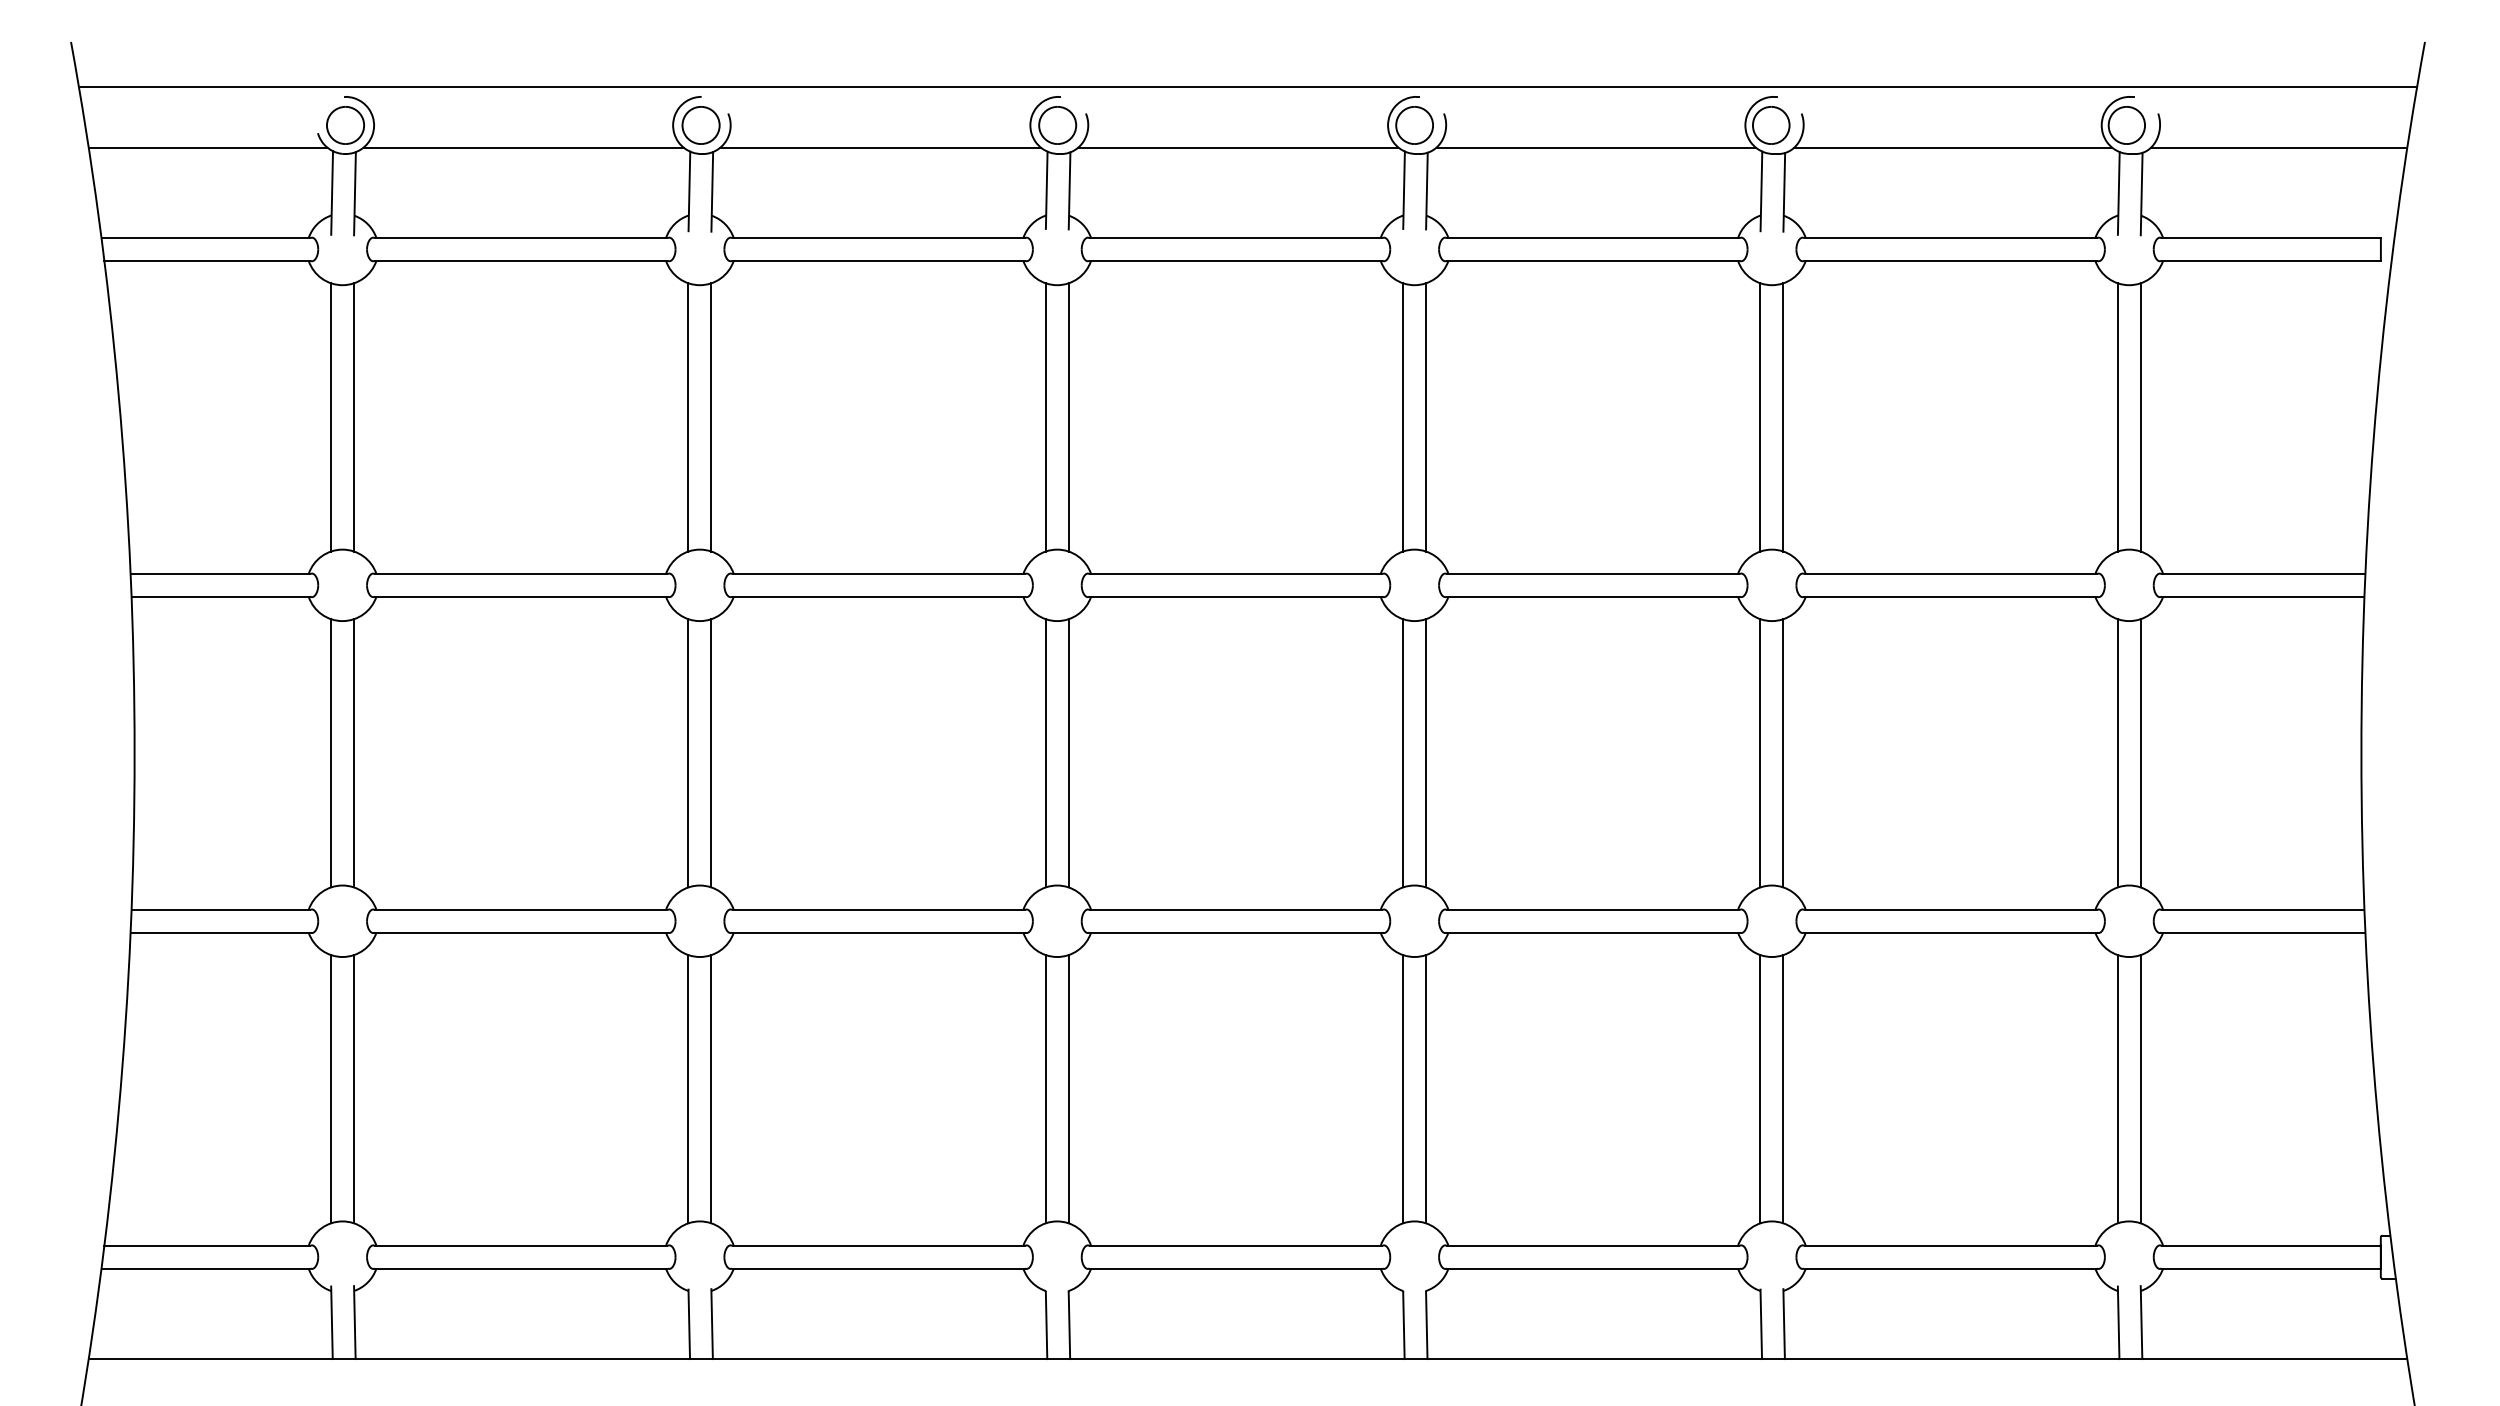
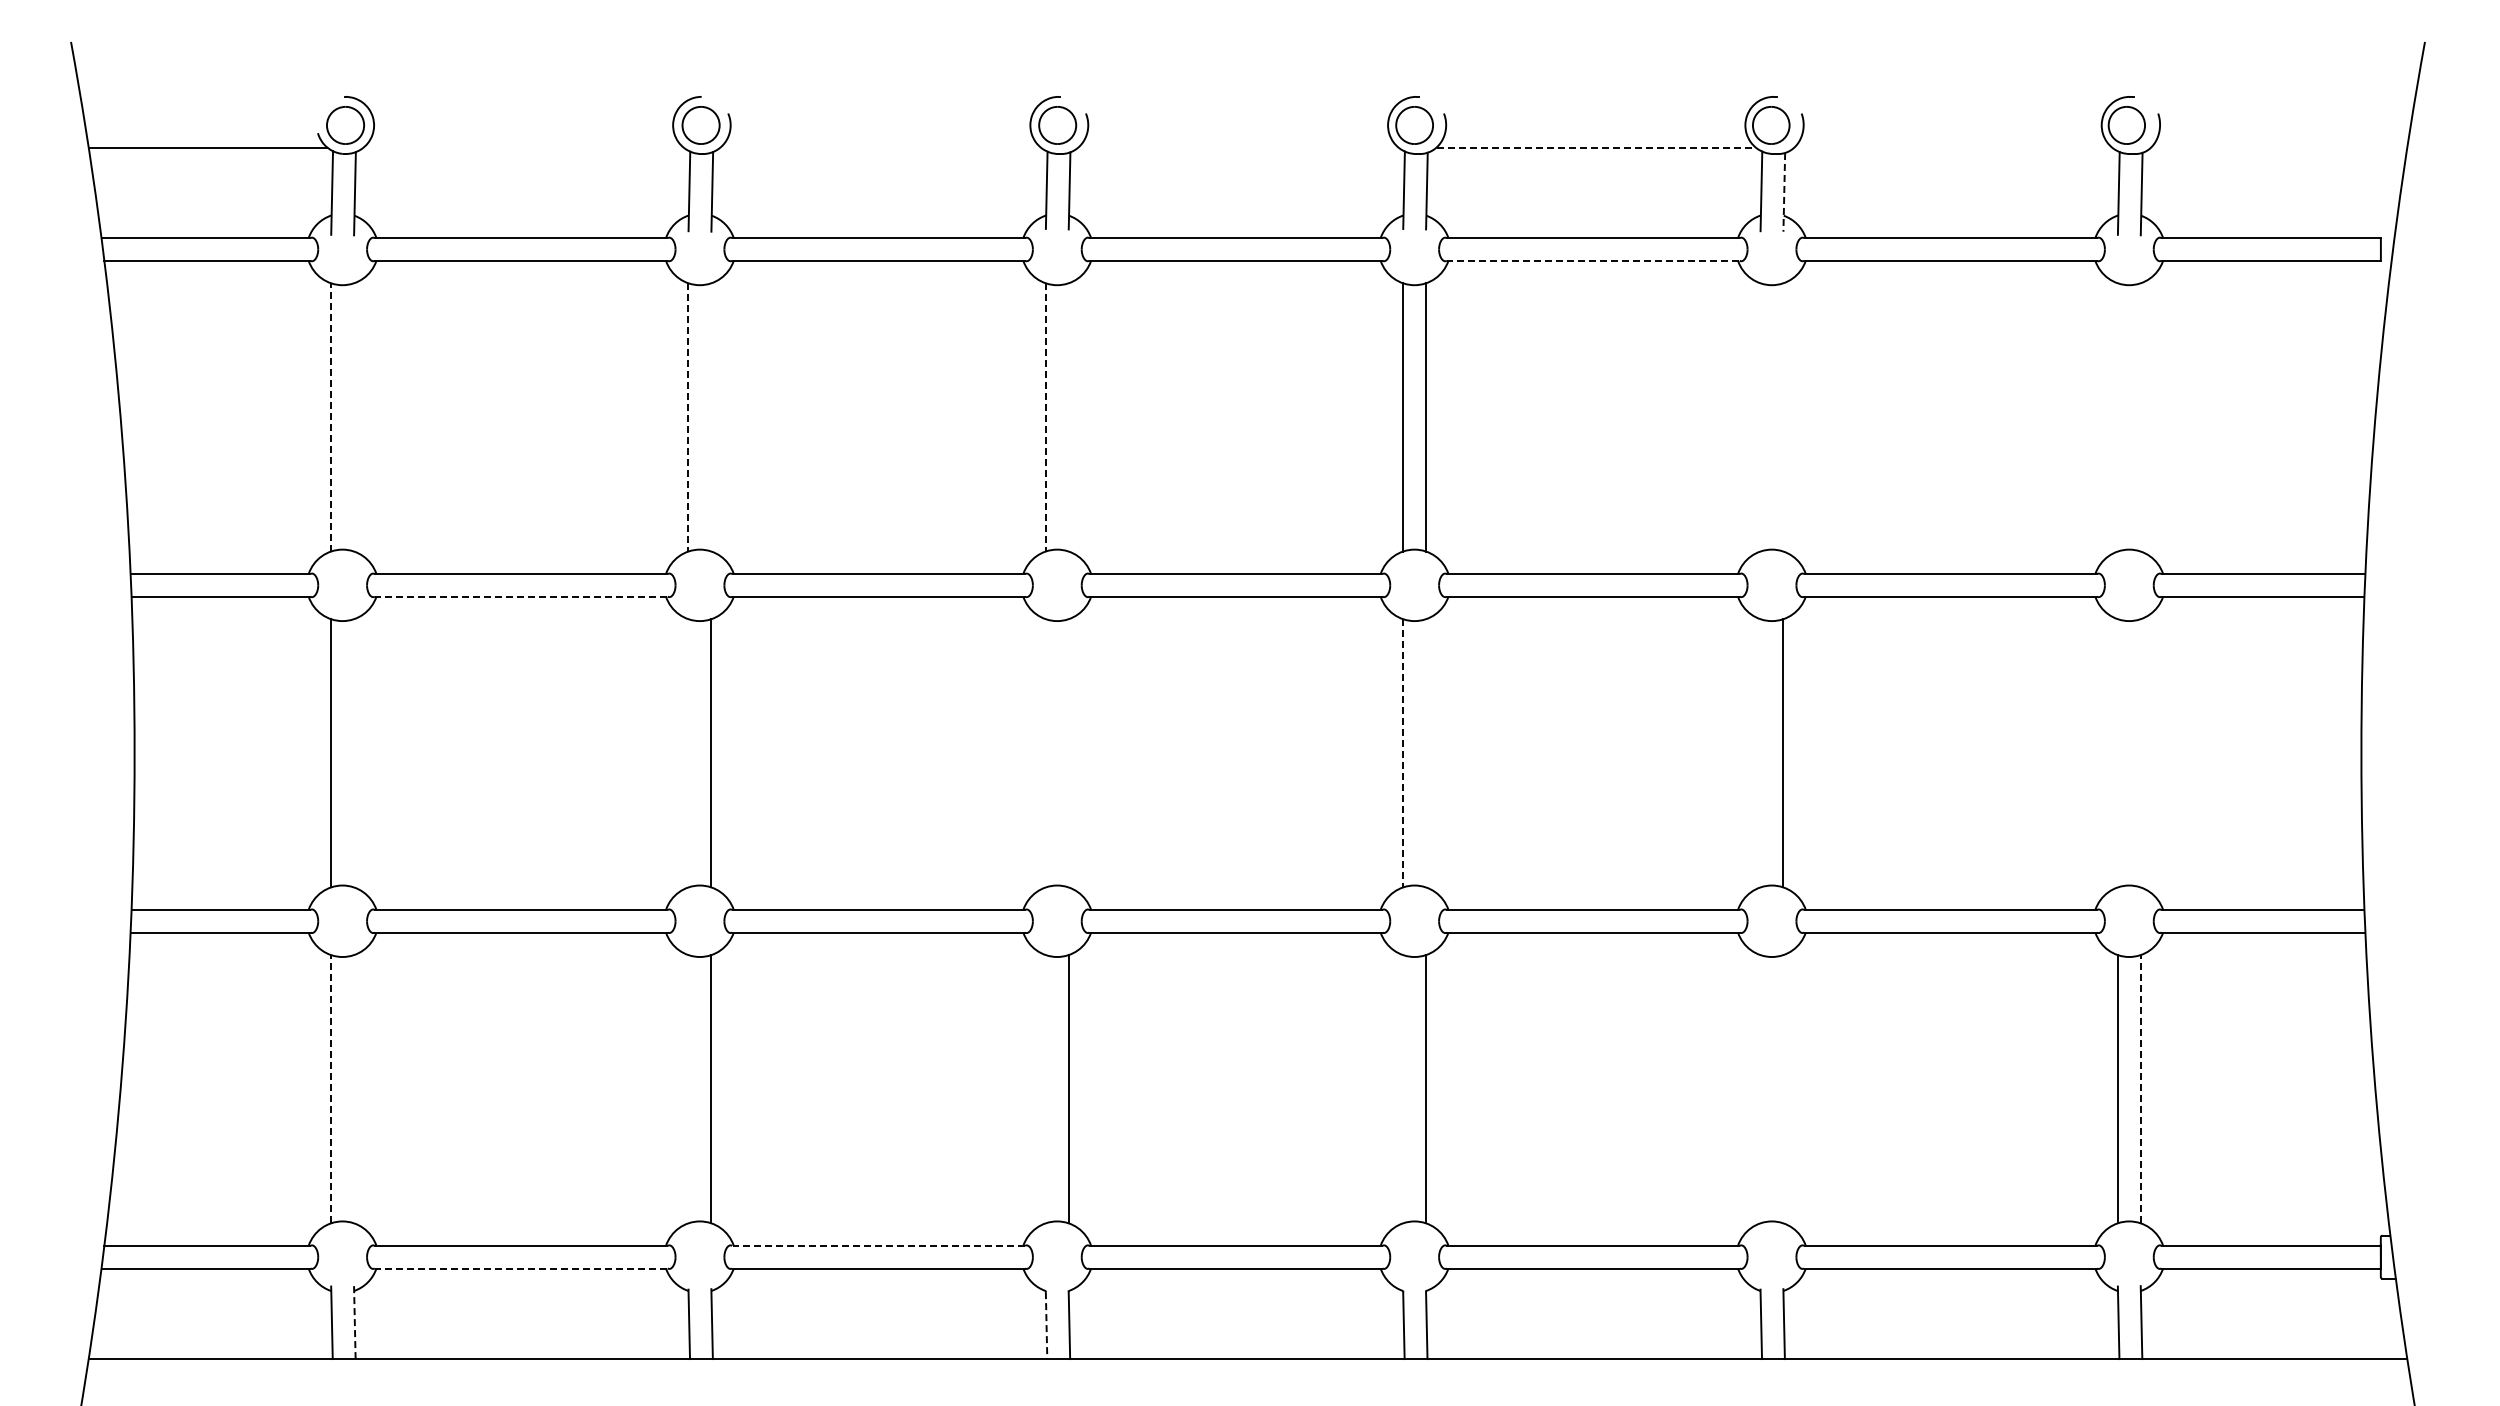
line: present -> none (1247, 86)
line: present -> none (523, 147)
line: present -> none (880, 147)
line: present -> none (1238, 147)
line: solid -> dashed (1596, 147)
line: present -> none (1953, 147)
line: present -> none (2279, 147)
line: solid -> dashed (1784, 192)
line: solid -> dashed (1593, 260)
line: solid -> dashed (331, 416)
line: present -> none (353, 417)
line: solid -> dashed (688, 417)
line: present -> none (711, 417)
line: solid -> dashed (1045, 417)
line: present -> none (1068, 417)
line: present -> none (1760, 417)
line: present -> none (1783, 417)
line: present -> none (2117, 417)
line: present -> none (2140, 417)
line: solid -> dashed (521, 596)
line: present -> none (353, 753)
line: present -> none (688, 753)
line: present -> none (1045, 753)
line: present -> none (1068, 753)
line: solid -> dashed (1403, 753)
line: present -> none (1425, 753)
line: present -> none (1760, 753)
line: present -> none (2117, 753)
line: present -> none (2140, 753)
line: solid -> dashed (331, 1088)
line: solid -> dashed (2140, 1088)
line: present -> none (353, 1089)
line: present -> none (688, 1089)
line: present -> none (1045, 1089)
line: present -> none (1403, 1089)
line: present -> none (1760, 1089)
line: present -> none (1783, 1089)
line: solid -> dashed (878, 1245)
line: solid -> dashed (521, 1268)
line: solid -> dashed (354, 1322)
line: solid -> dashed (1046, 1326)
